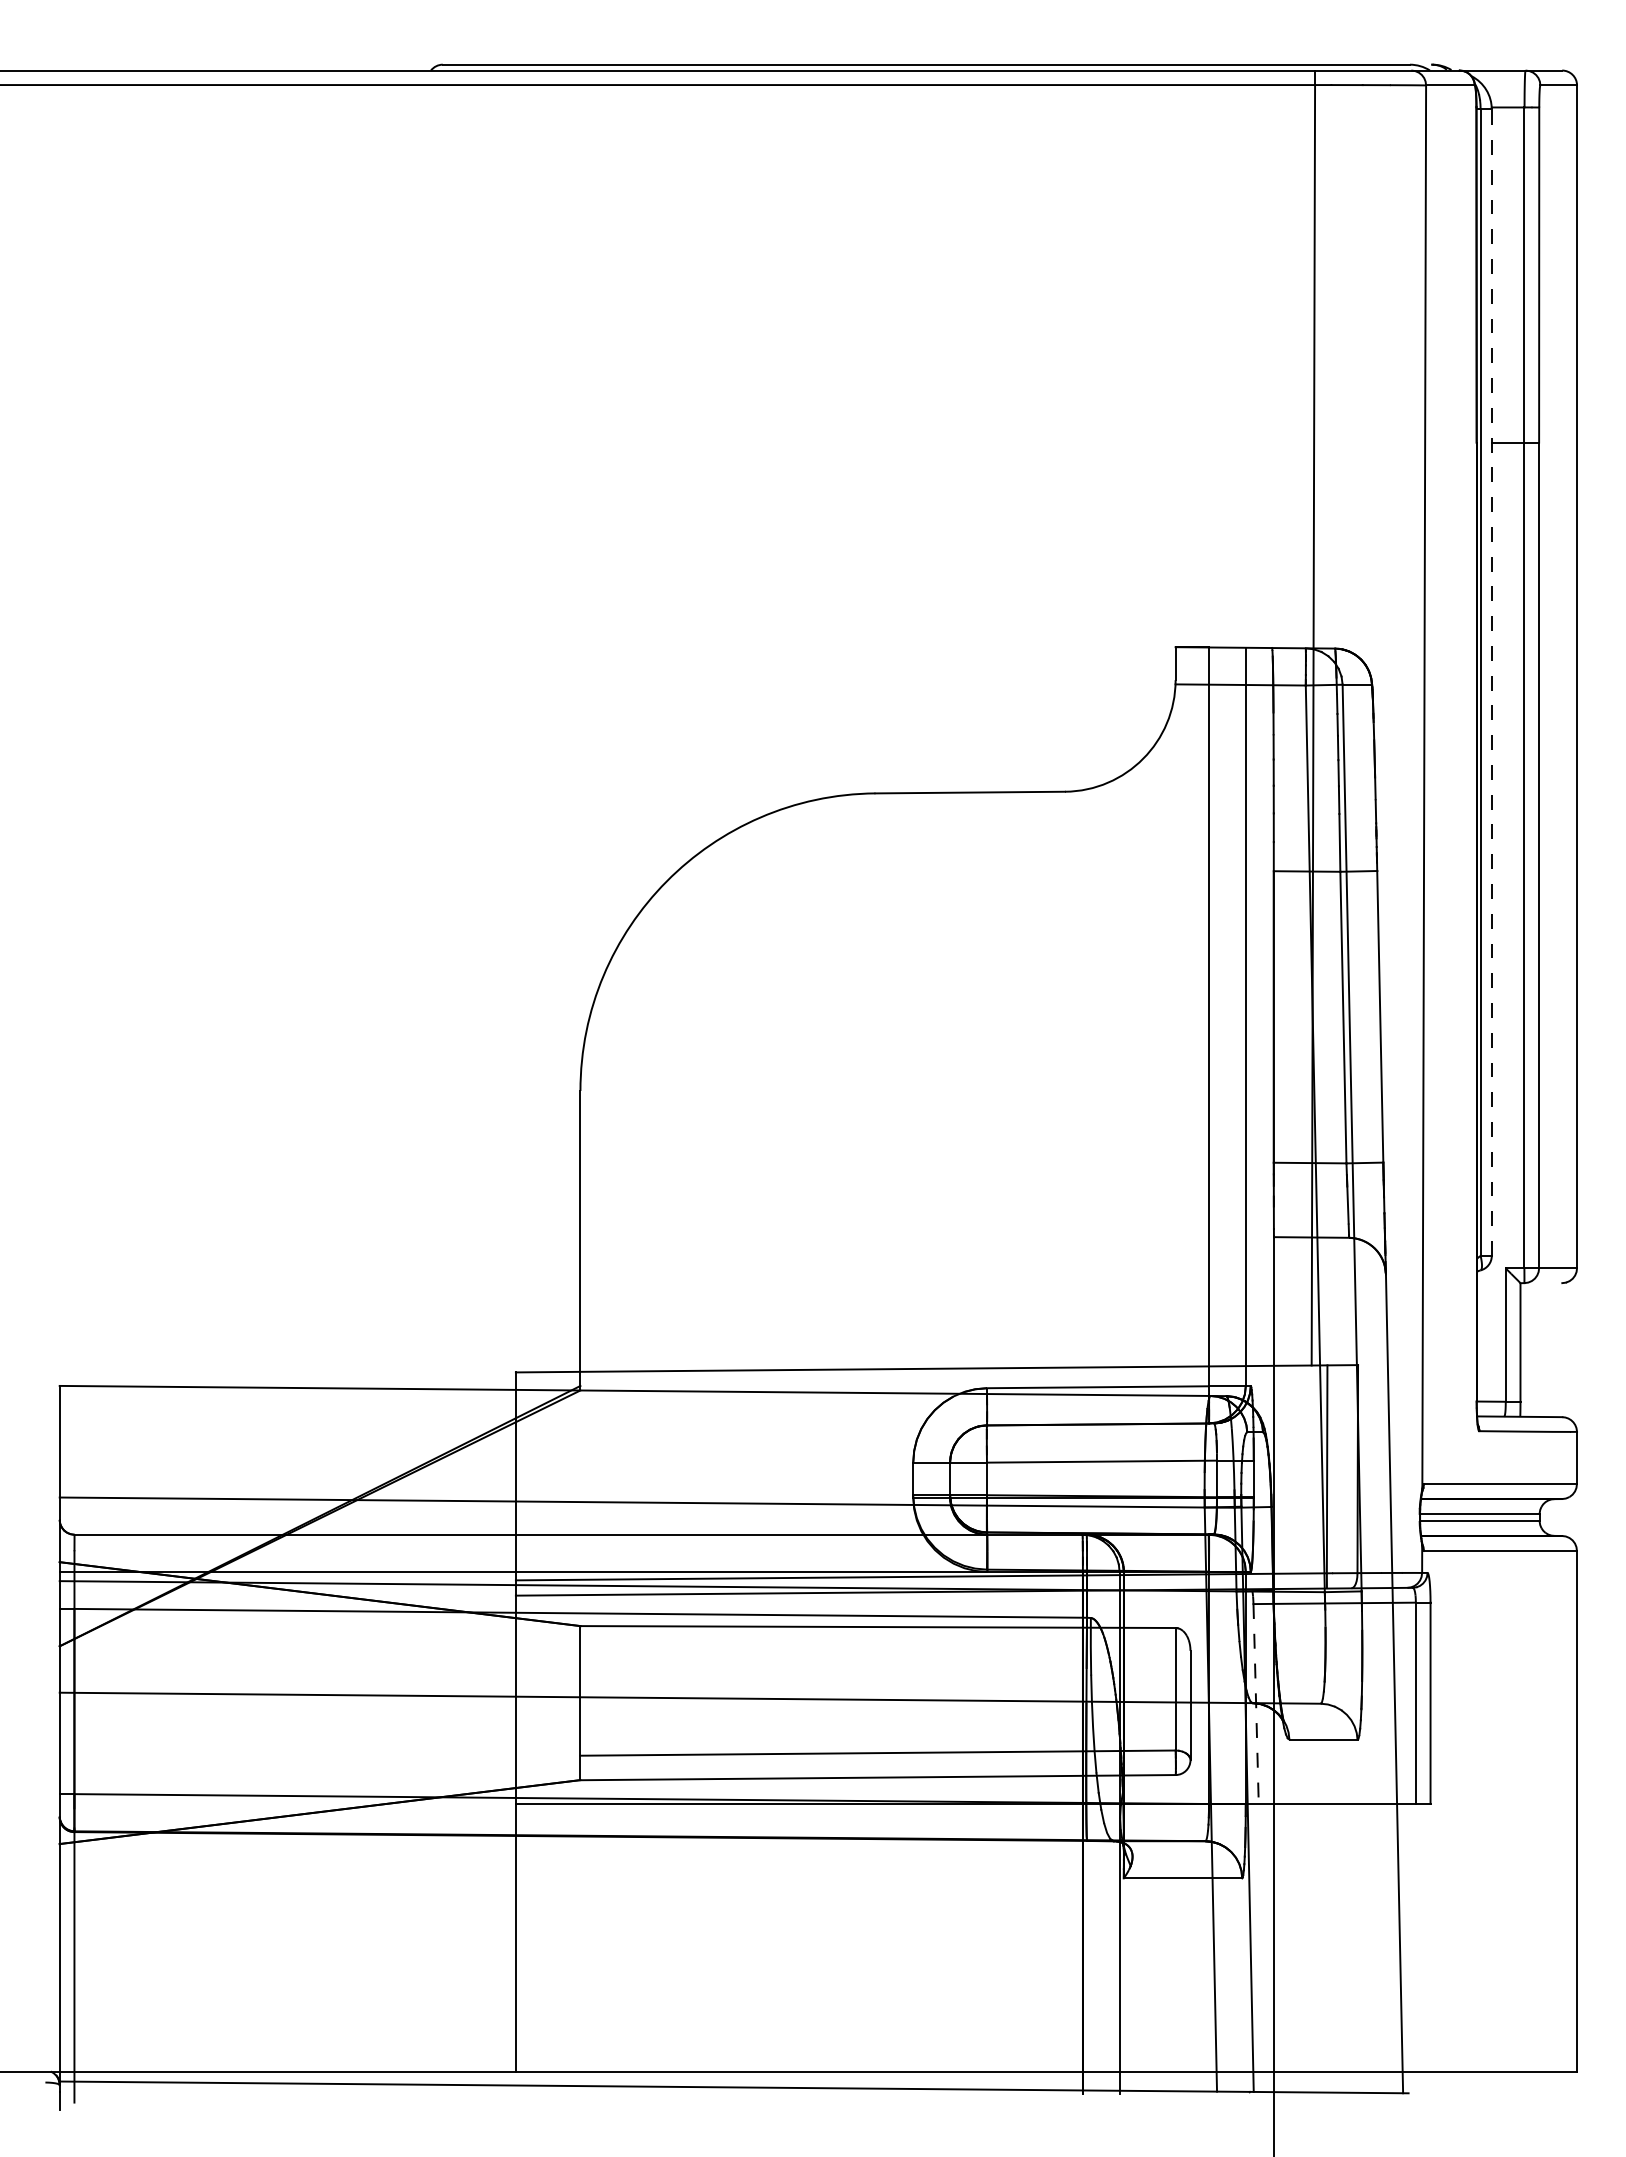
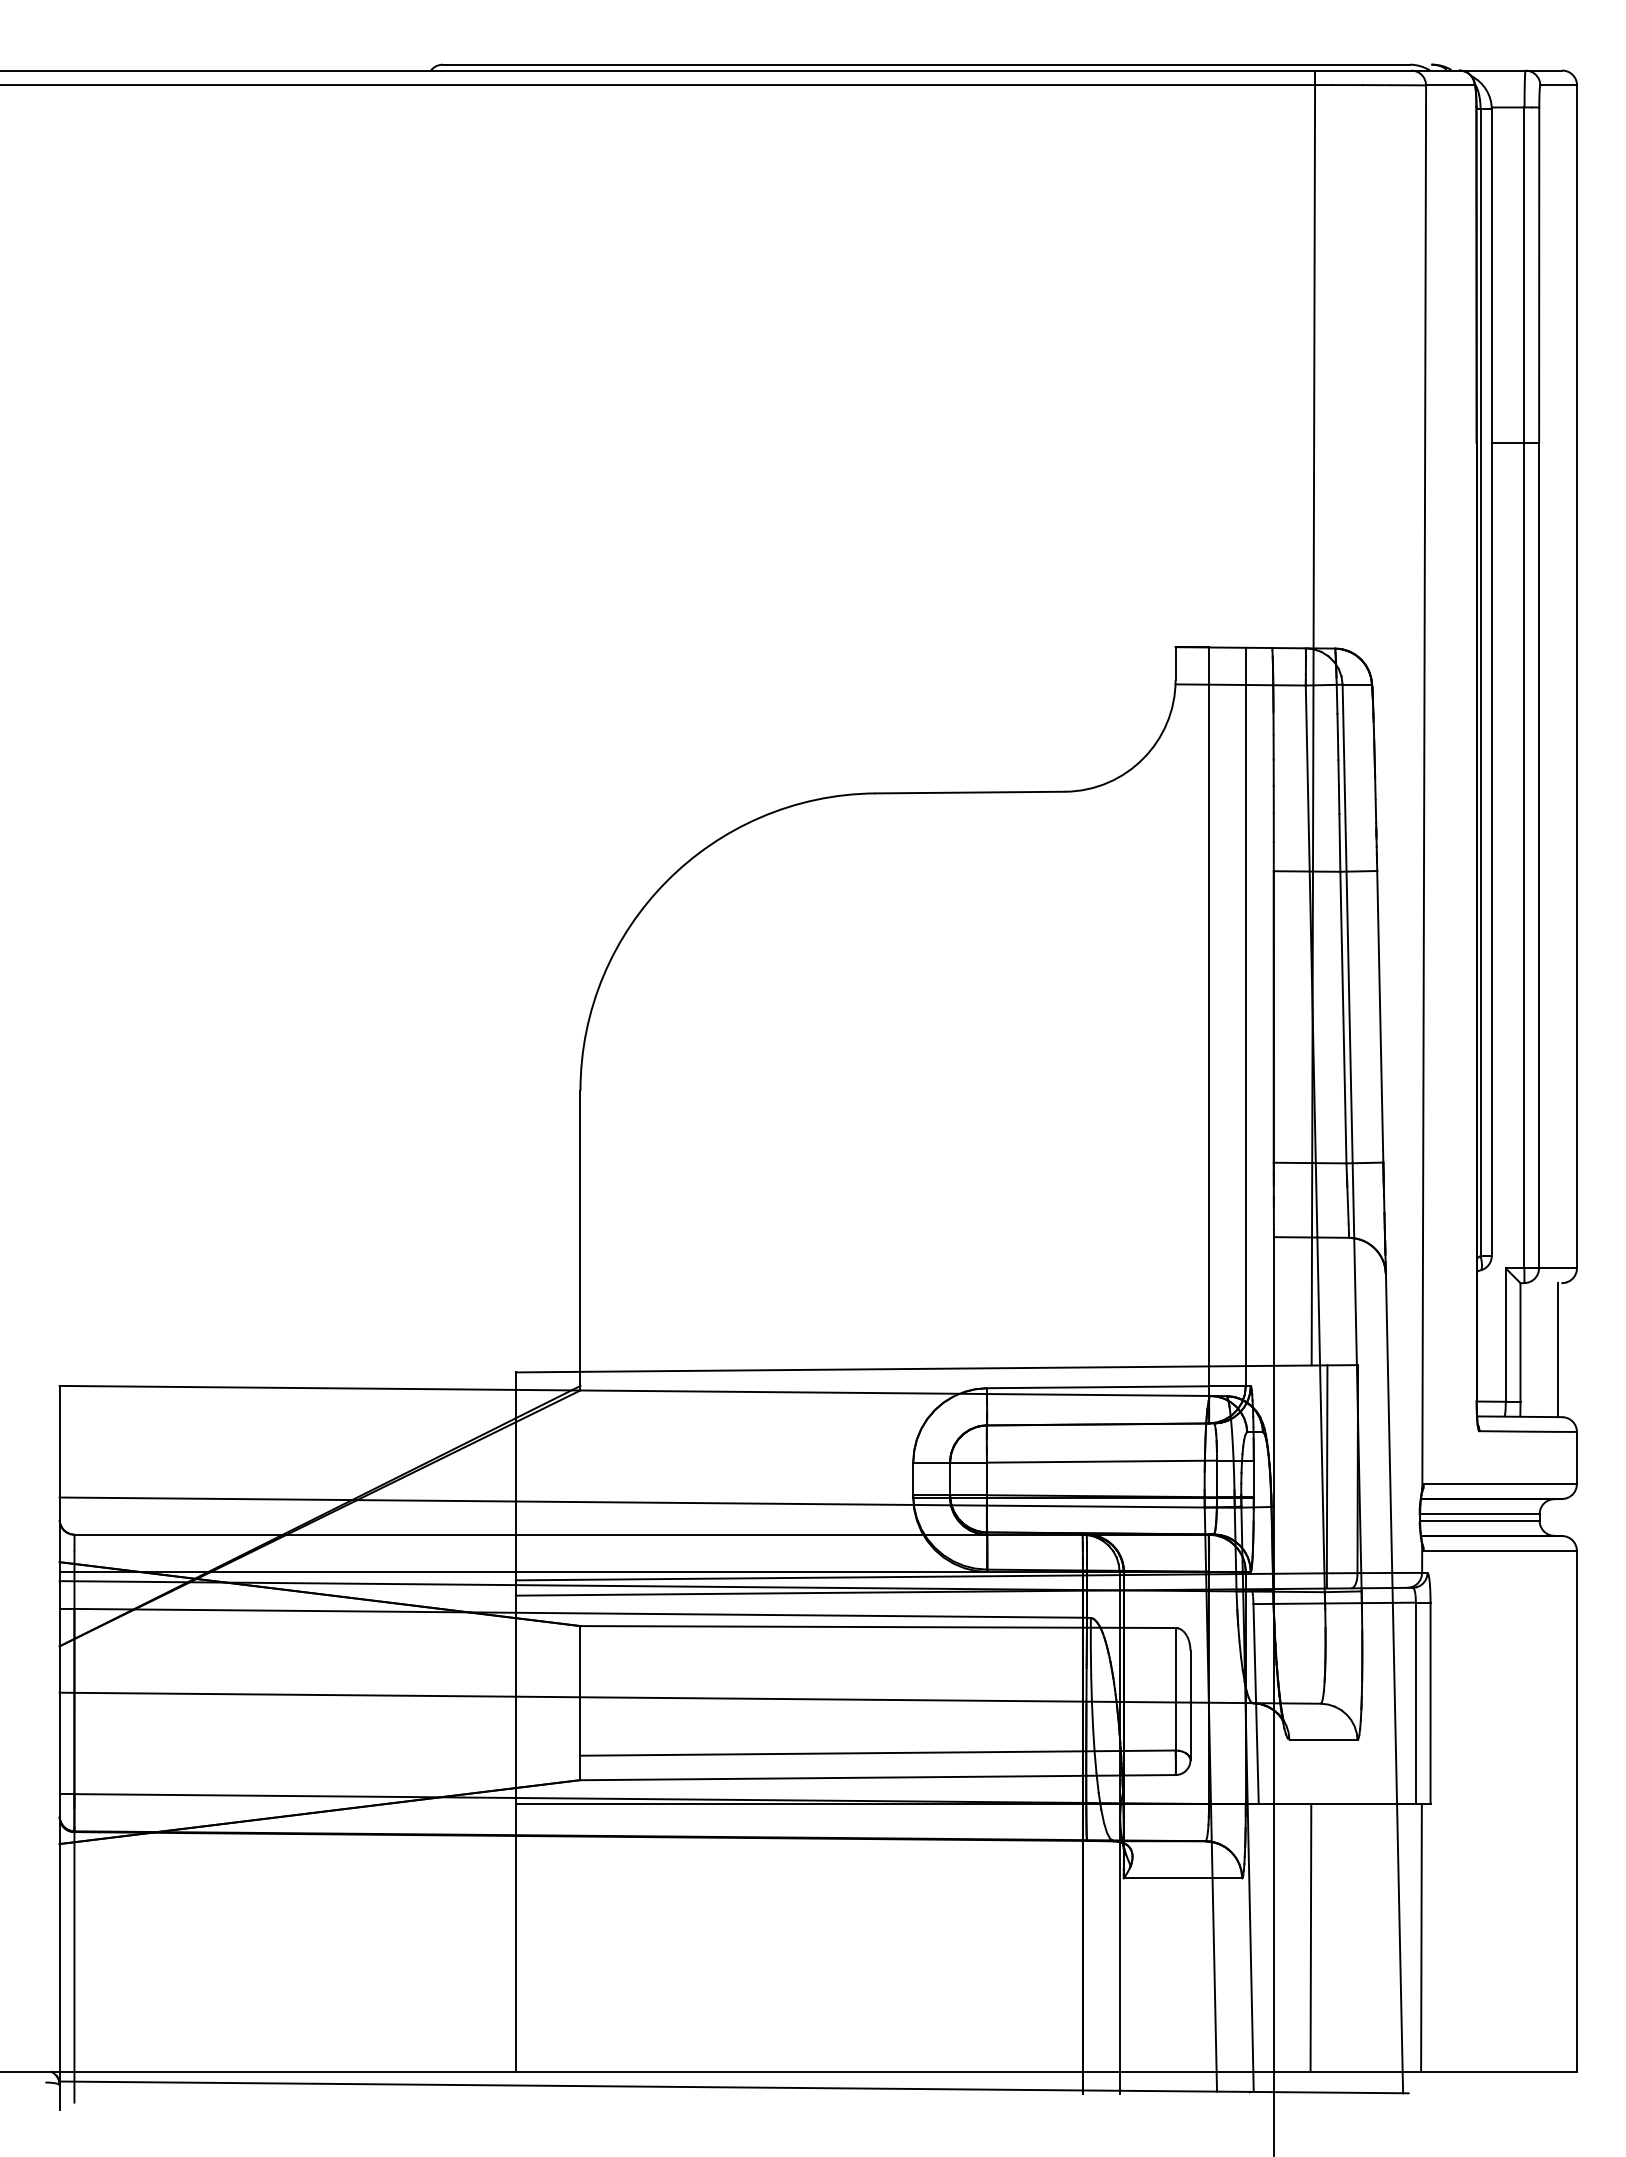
line: dashed -> solid (1491, 682)
line: none -> present (1558, 1350)
line: dashed -> solid (1256, 1704)
line: none -> present (1310, 1937)
line: none -> present (1421, 1937)
